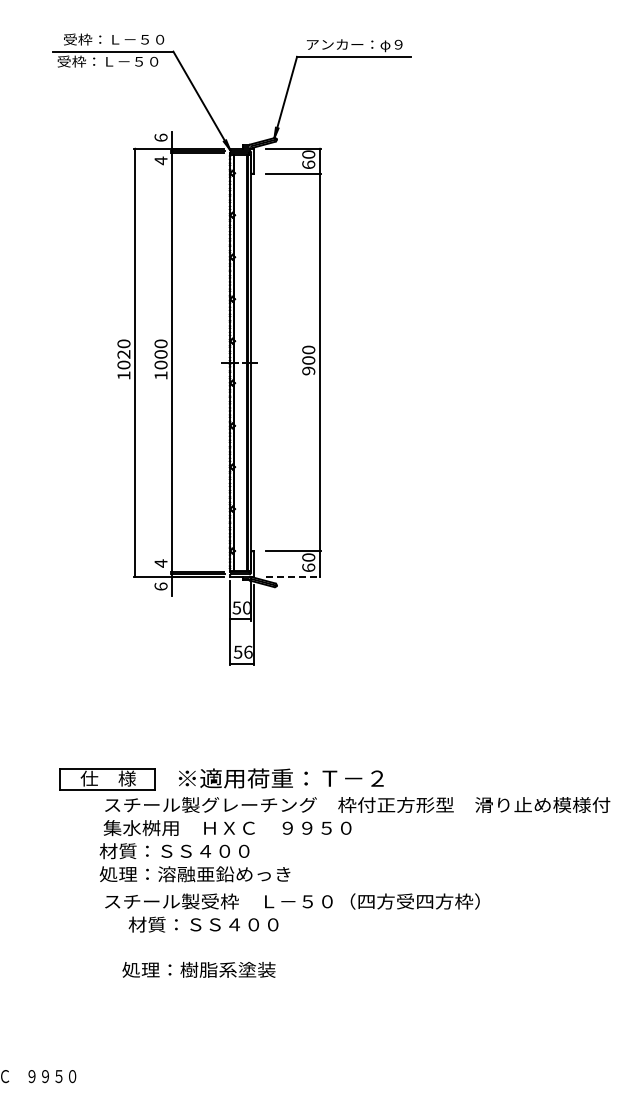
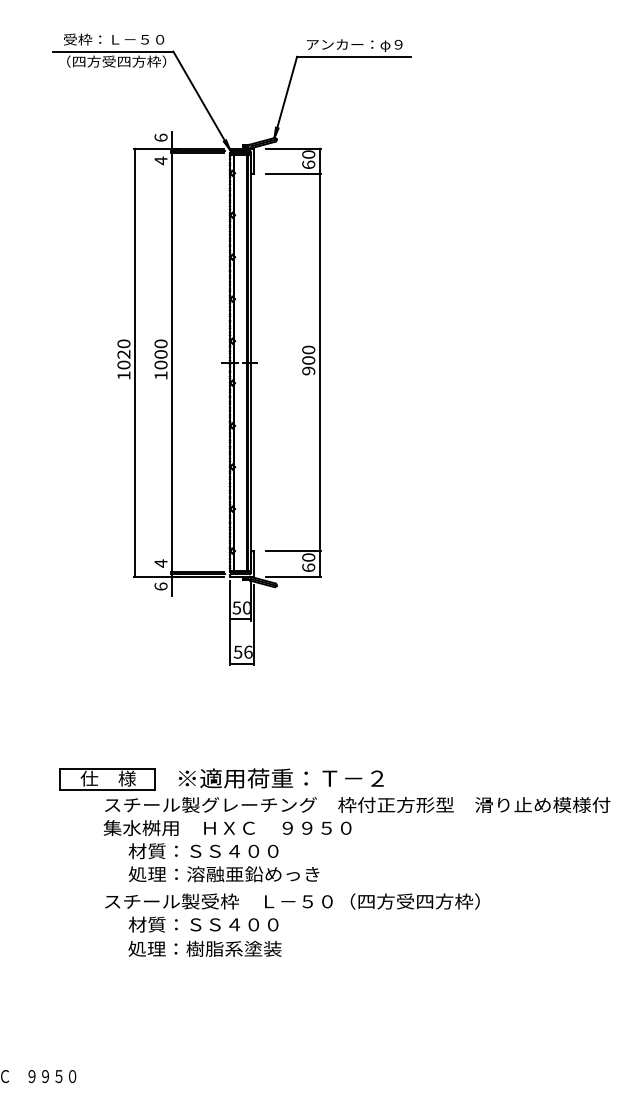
text: 受枠：Ｌ－５０ -> （四方受四方枠） (111, 61)
line: dashed -> solid (293, 576)
text position: (194, 862) -> (223, 862) (223, 862)
text position: (198, 969) -> (204, 948) (204, 948)
